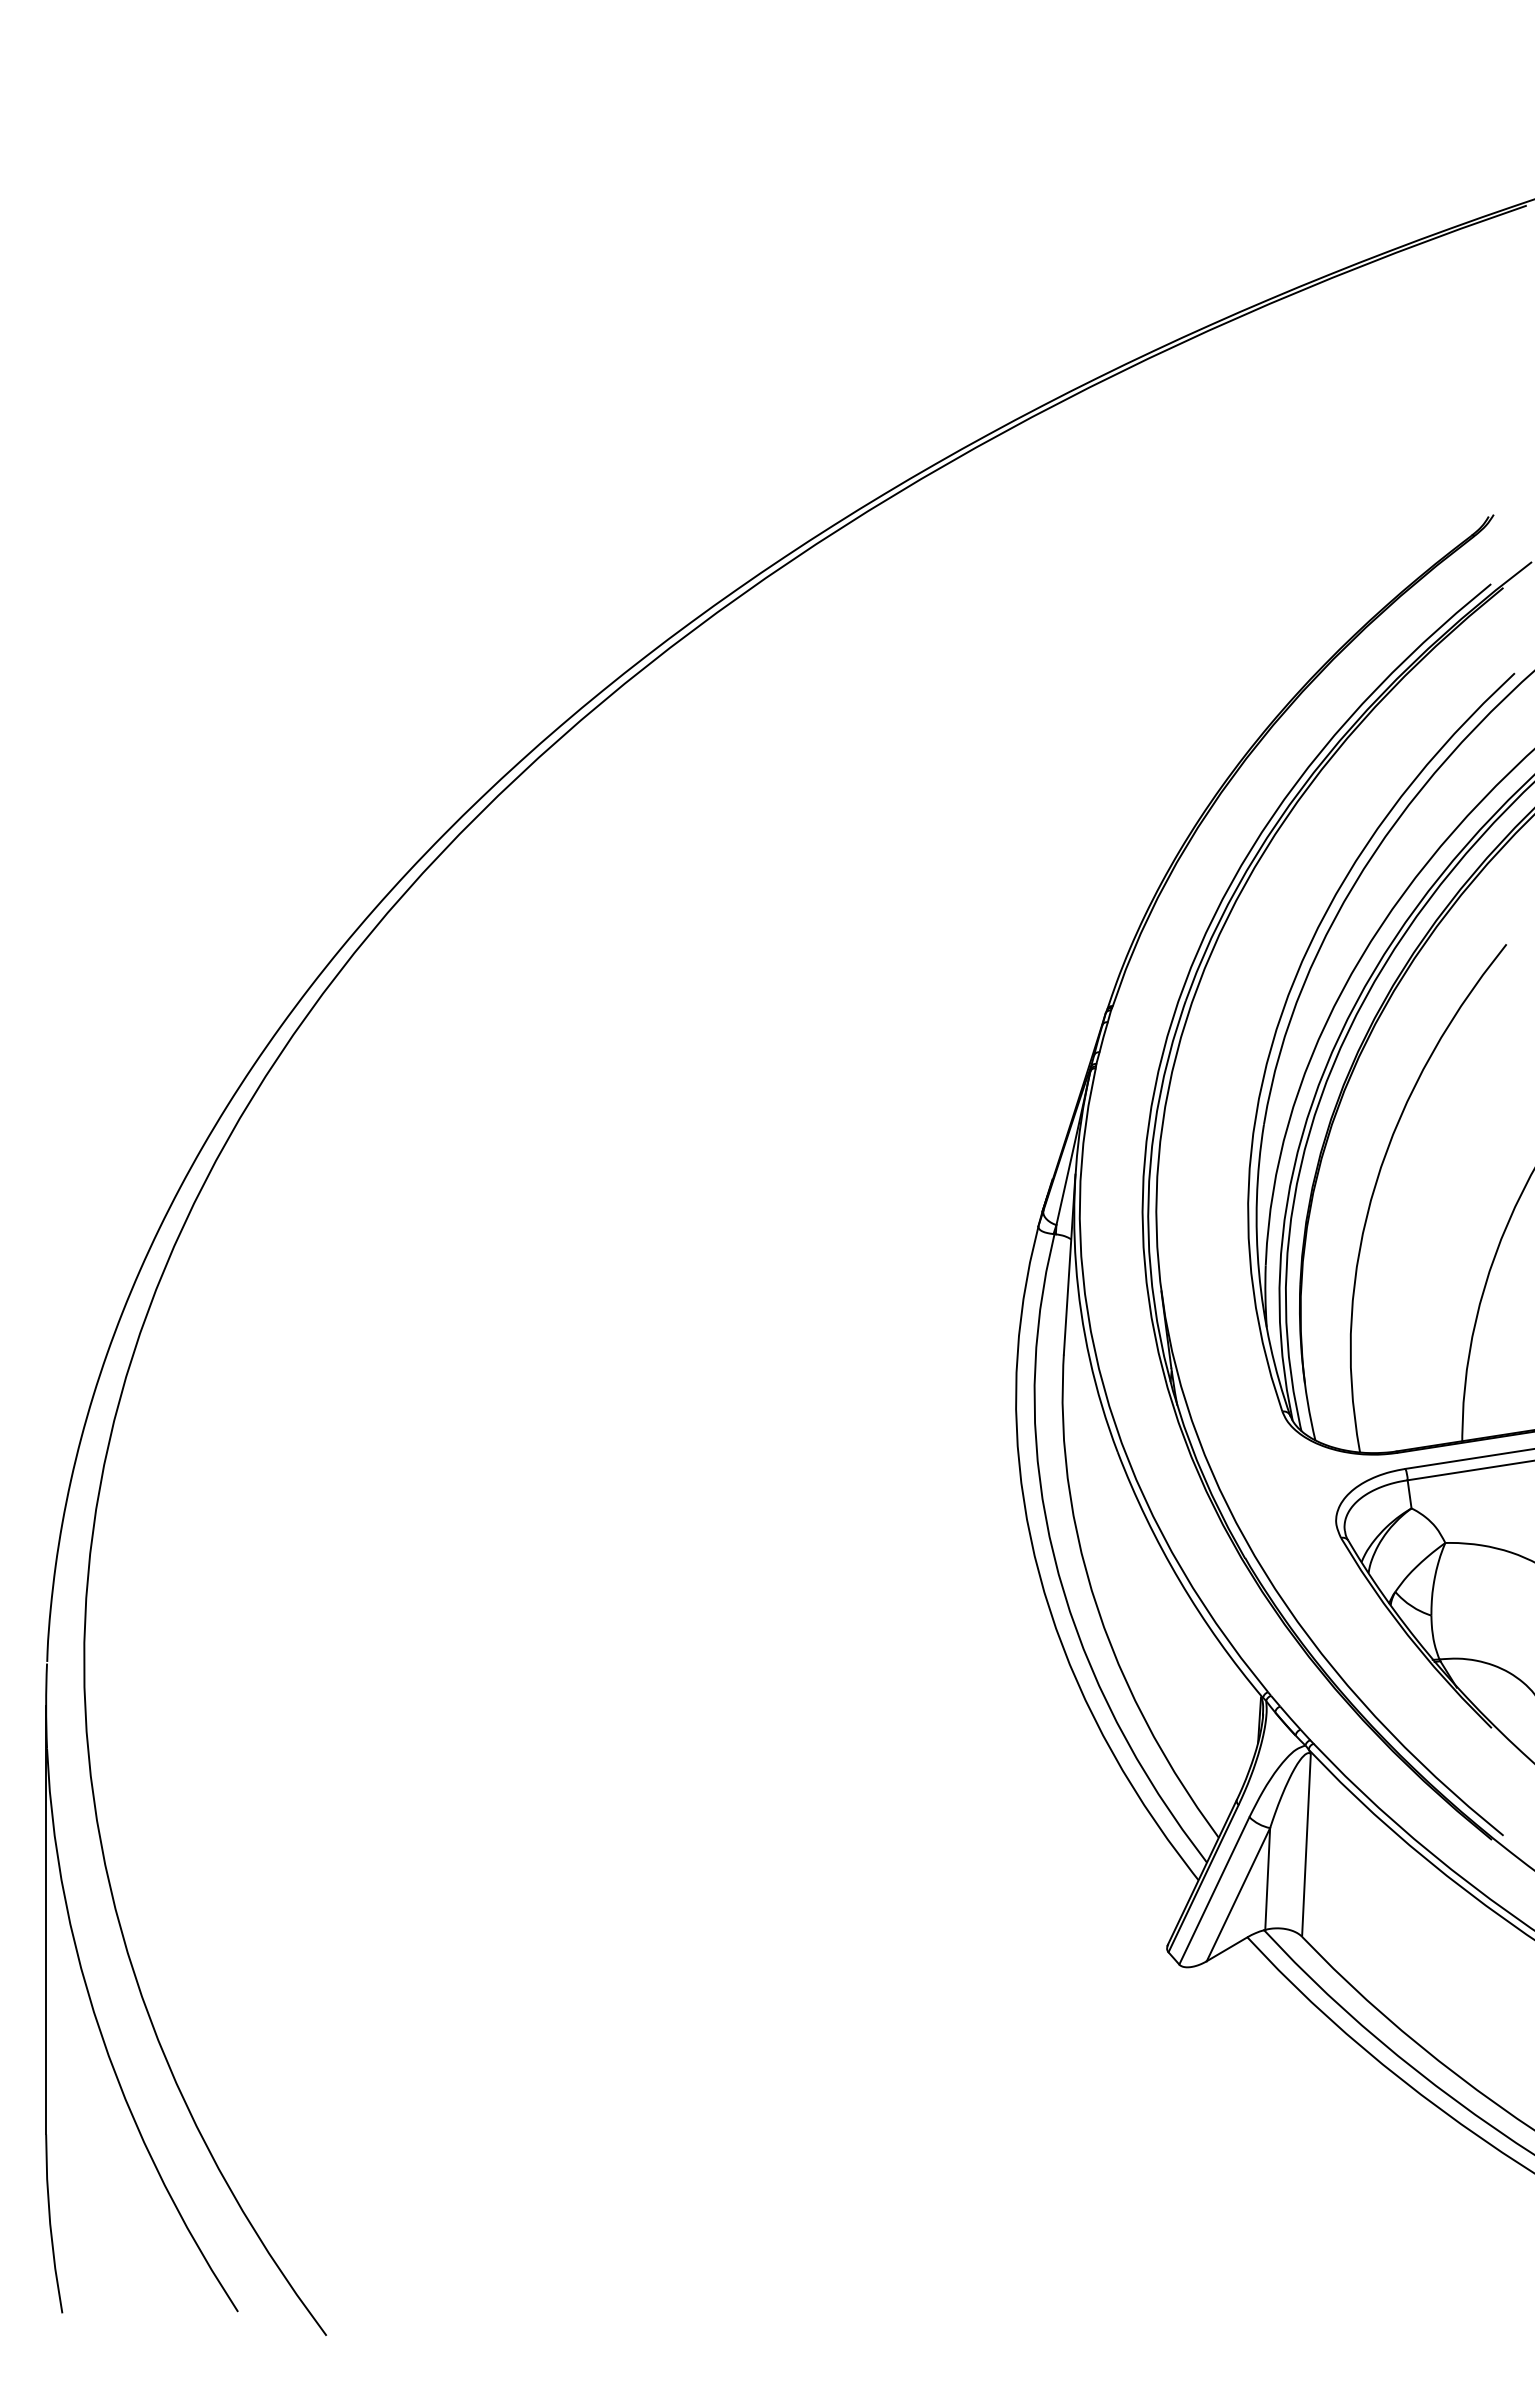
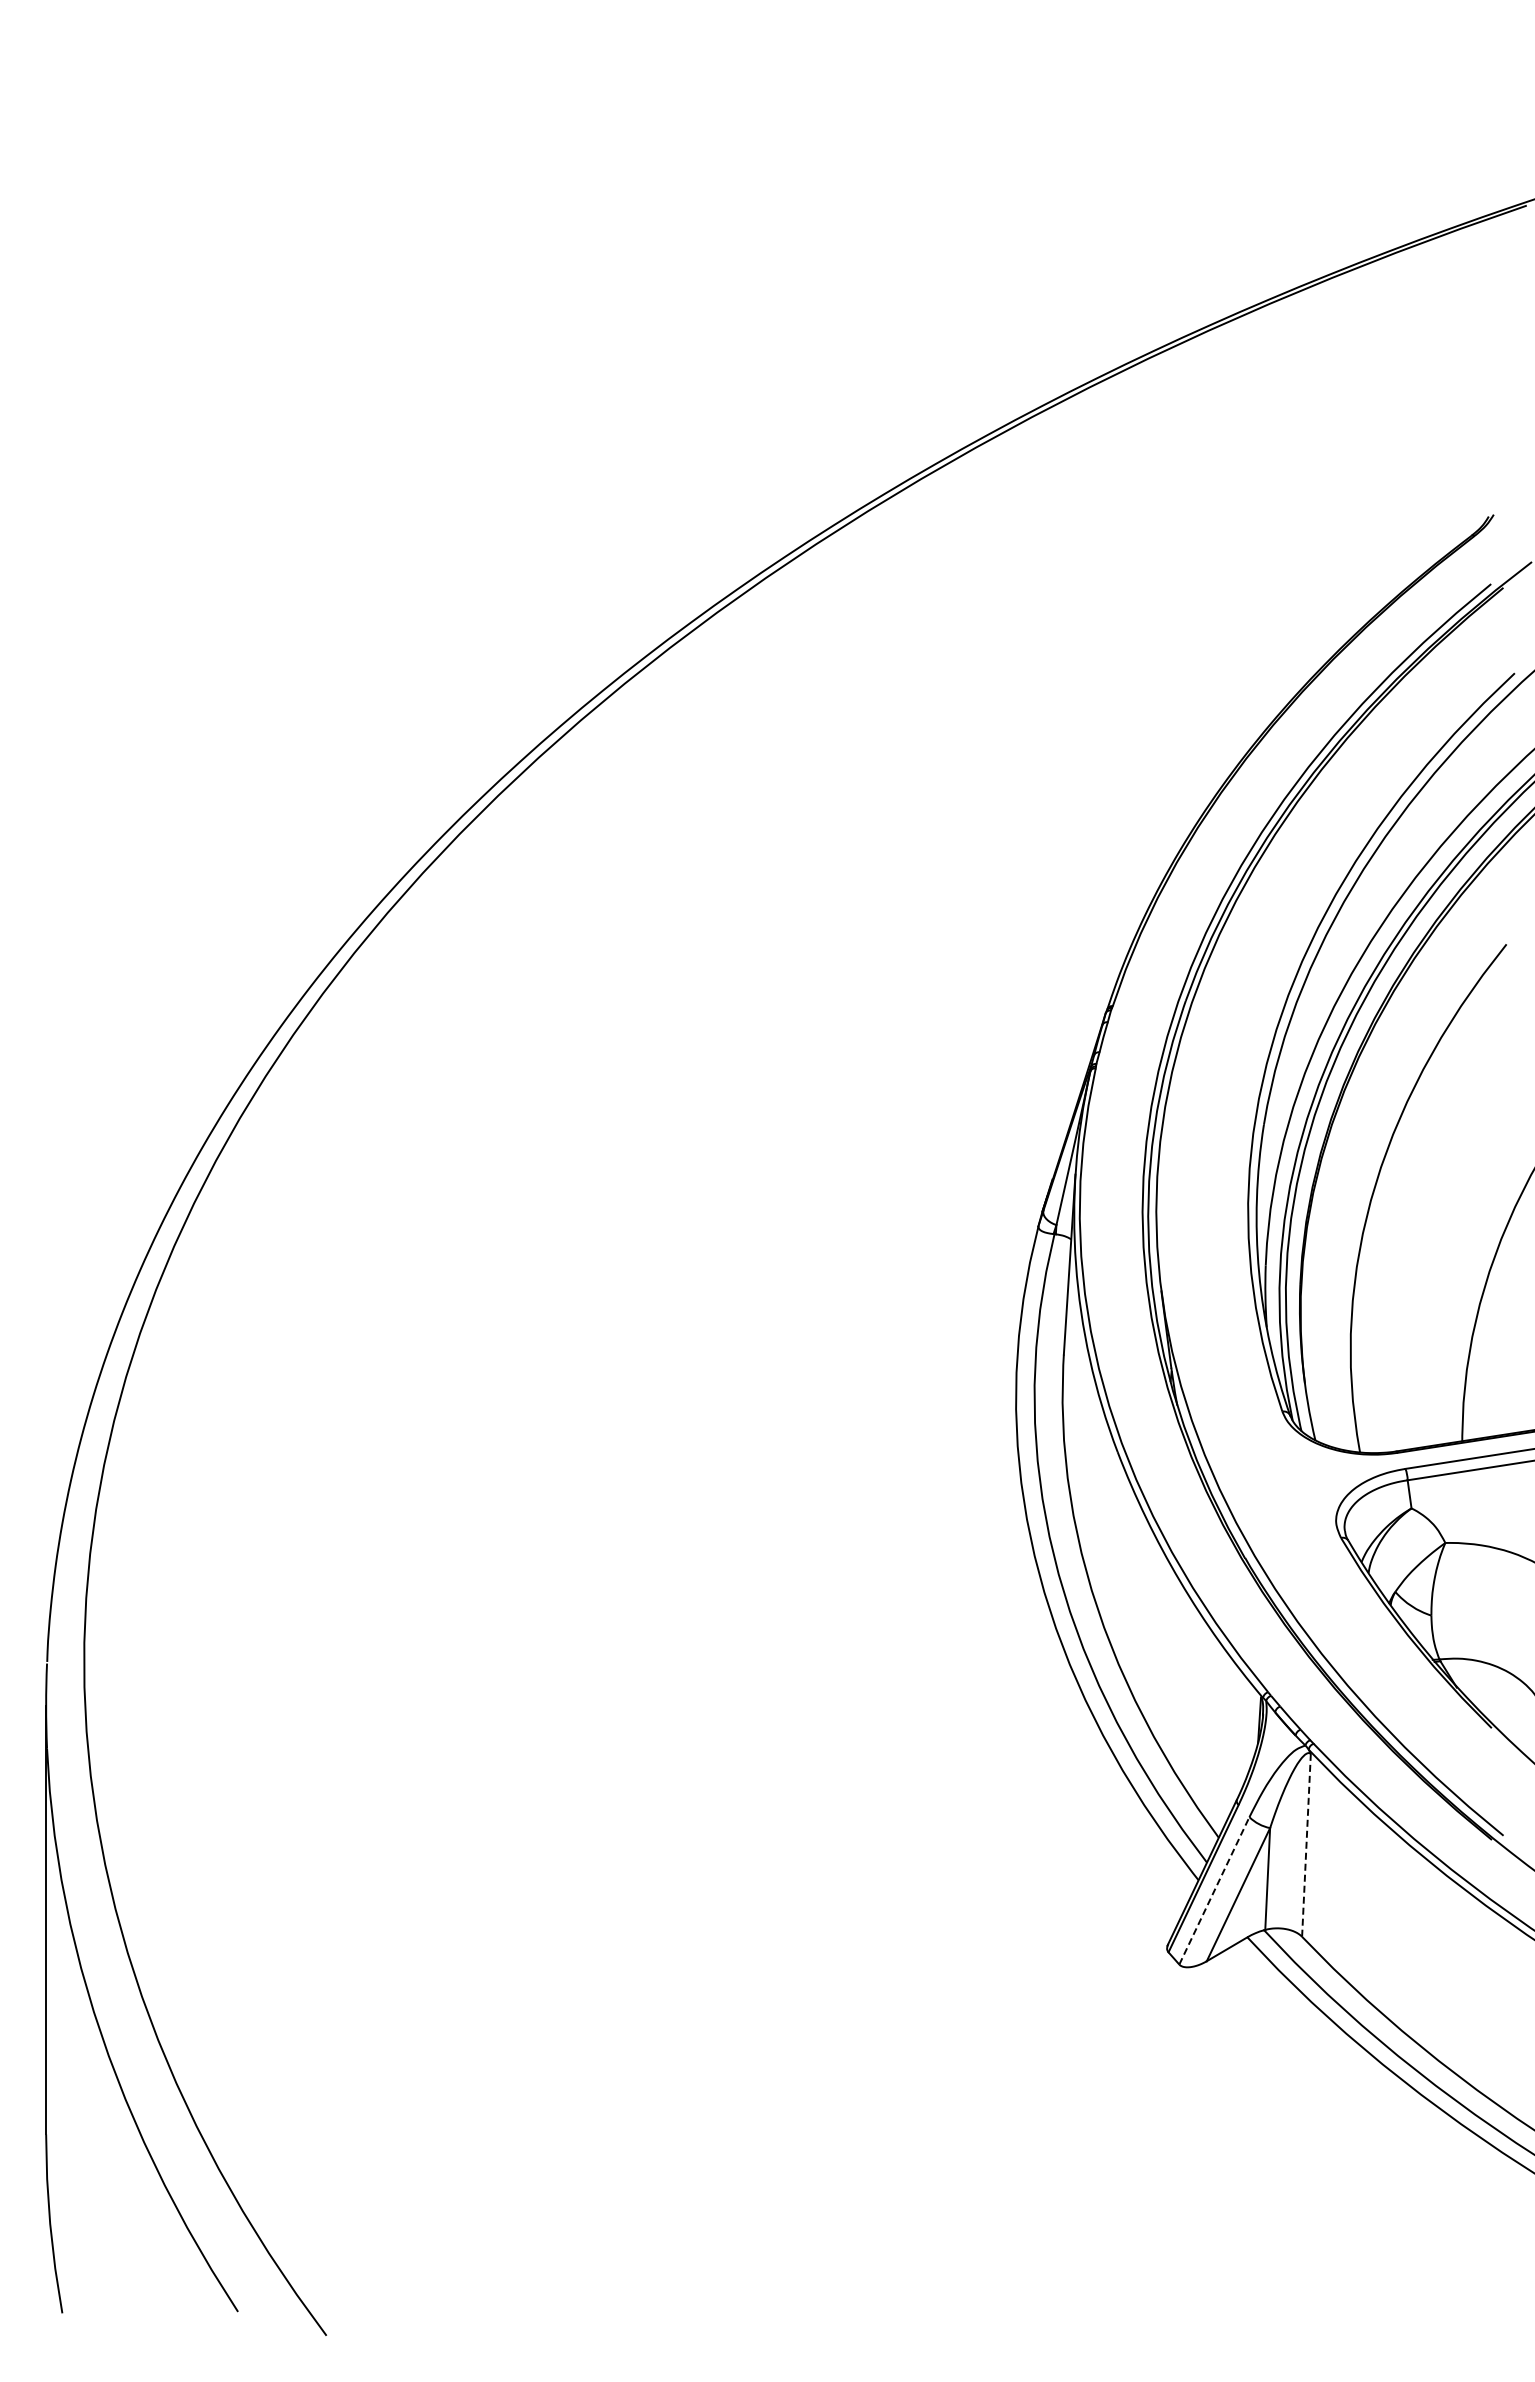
line: solid -> dashed (1306, 1845)
line: solid -> dashed (1214, 1890)
